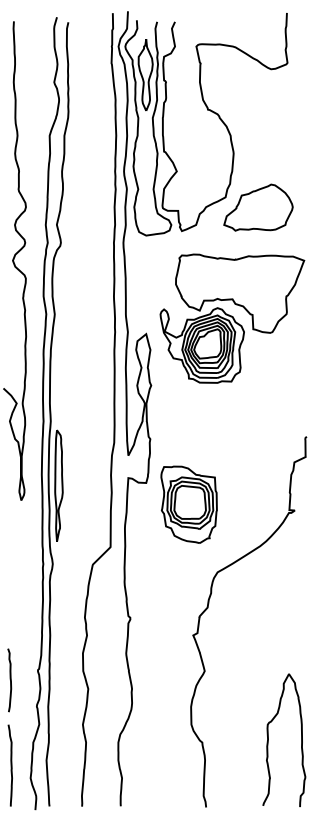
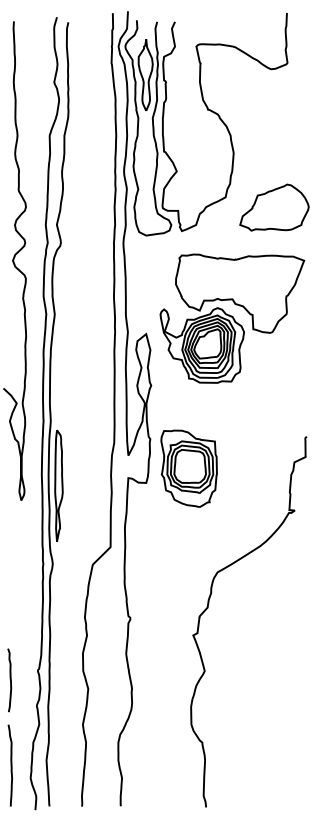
part position: (258, 207) -> (274, 207) (274, 207)
part position: (188, 504) -> (188, 468) (188, 468)
curve: present -> none (268, 740)
